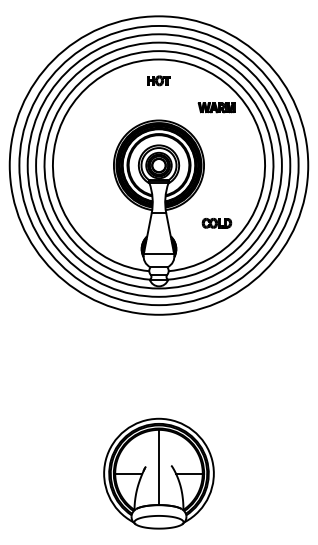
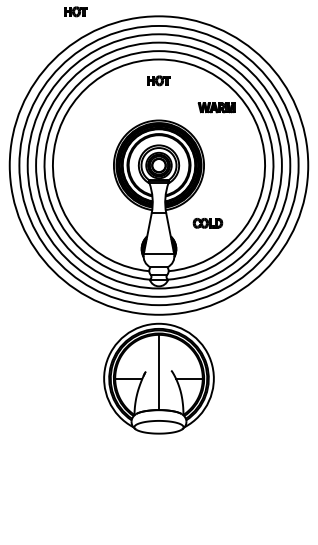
part: none -> present (75, 11)
part position: (216, 223) -> (207, 223) (207, 223)
part position: (158, 473) -> (158, 378) (158, 378)
